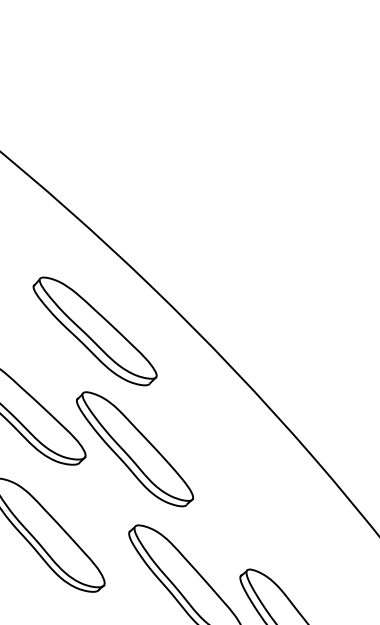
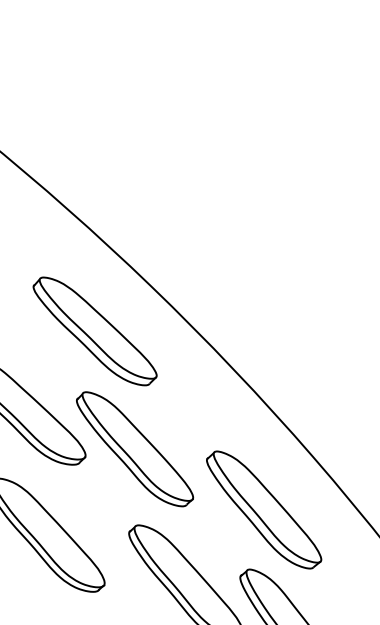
part: none -> present (264, 509)
